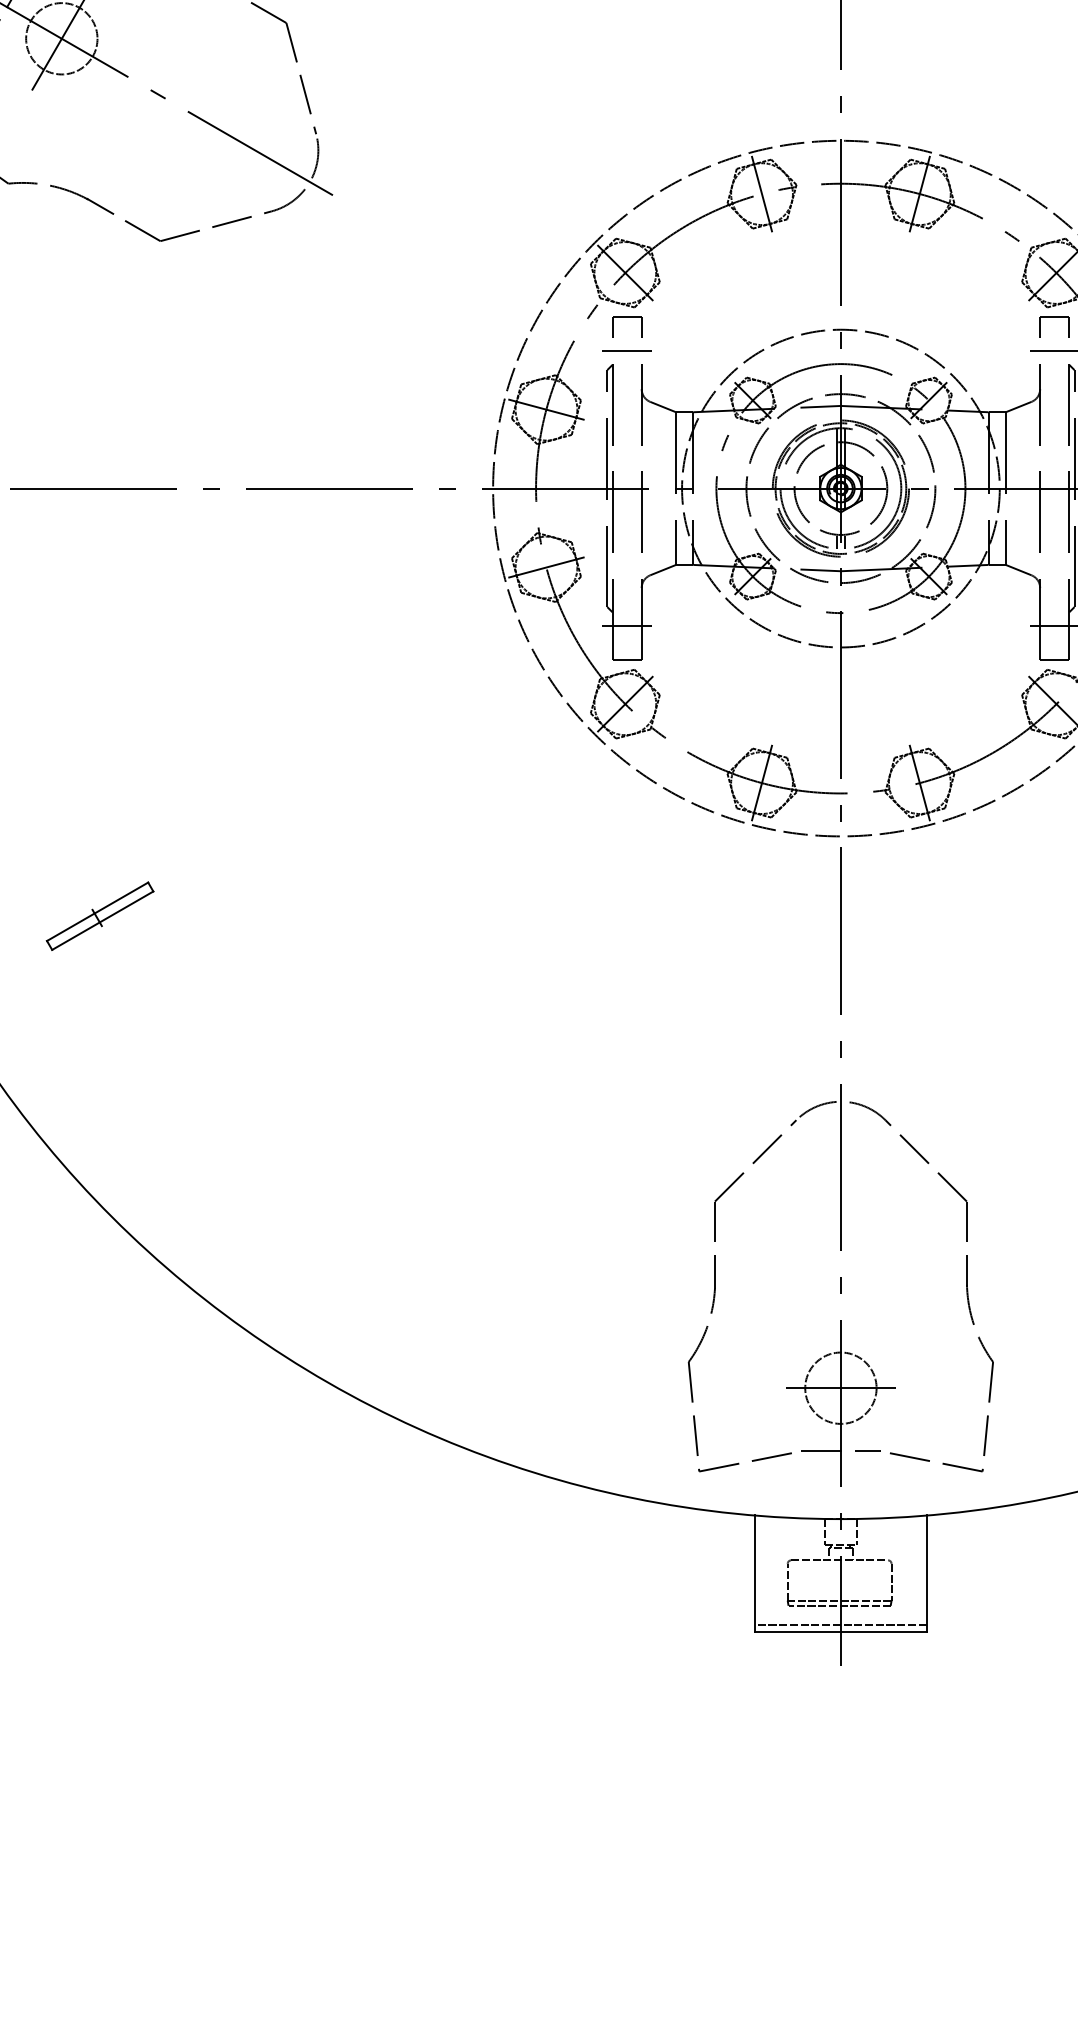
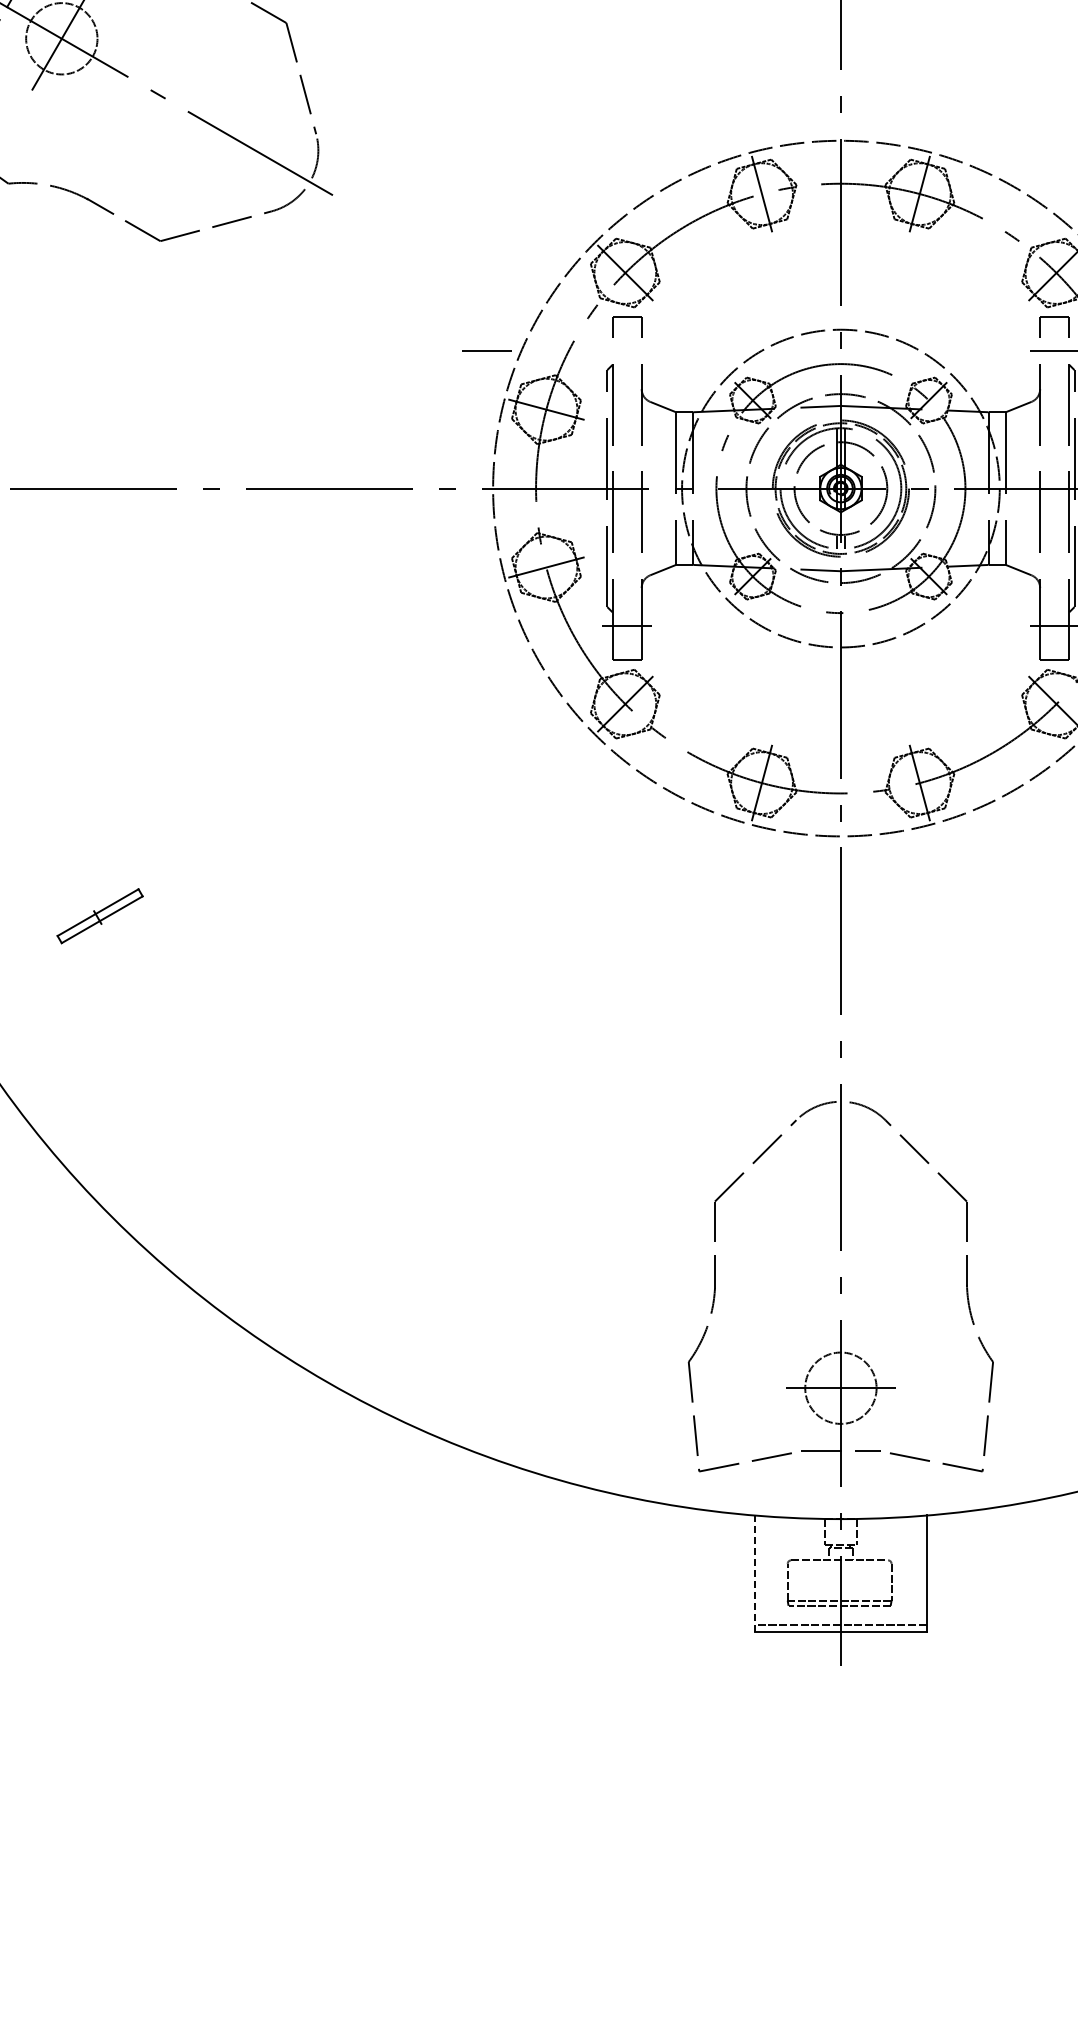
line position: (626, 350) -> (486, 350) (486, 350)
part size: 110x70 px -> 88x57 px (99, 916)
line: solid -> dashed (755, 1572)
